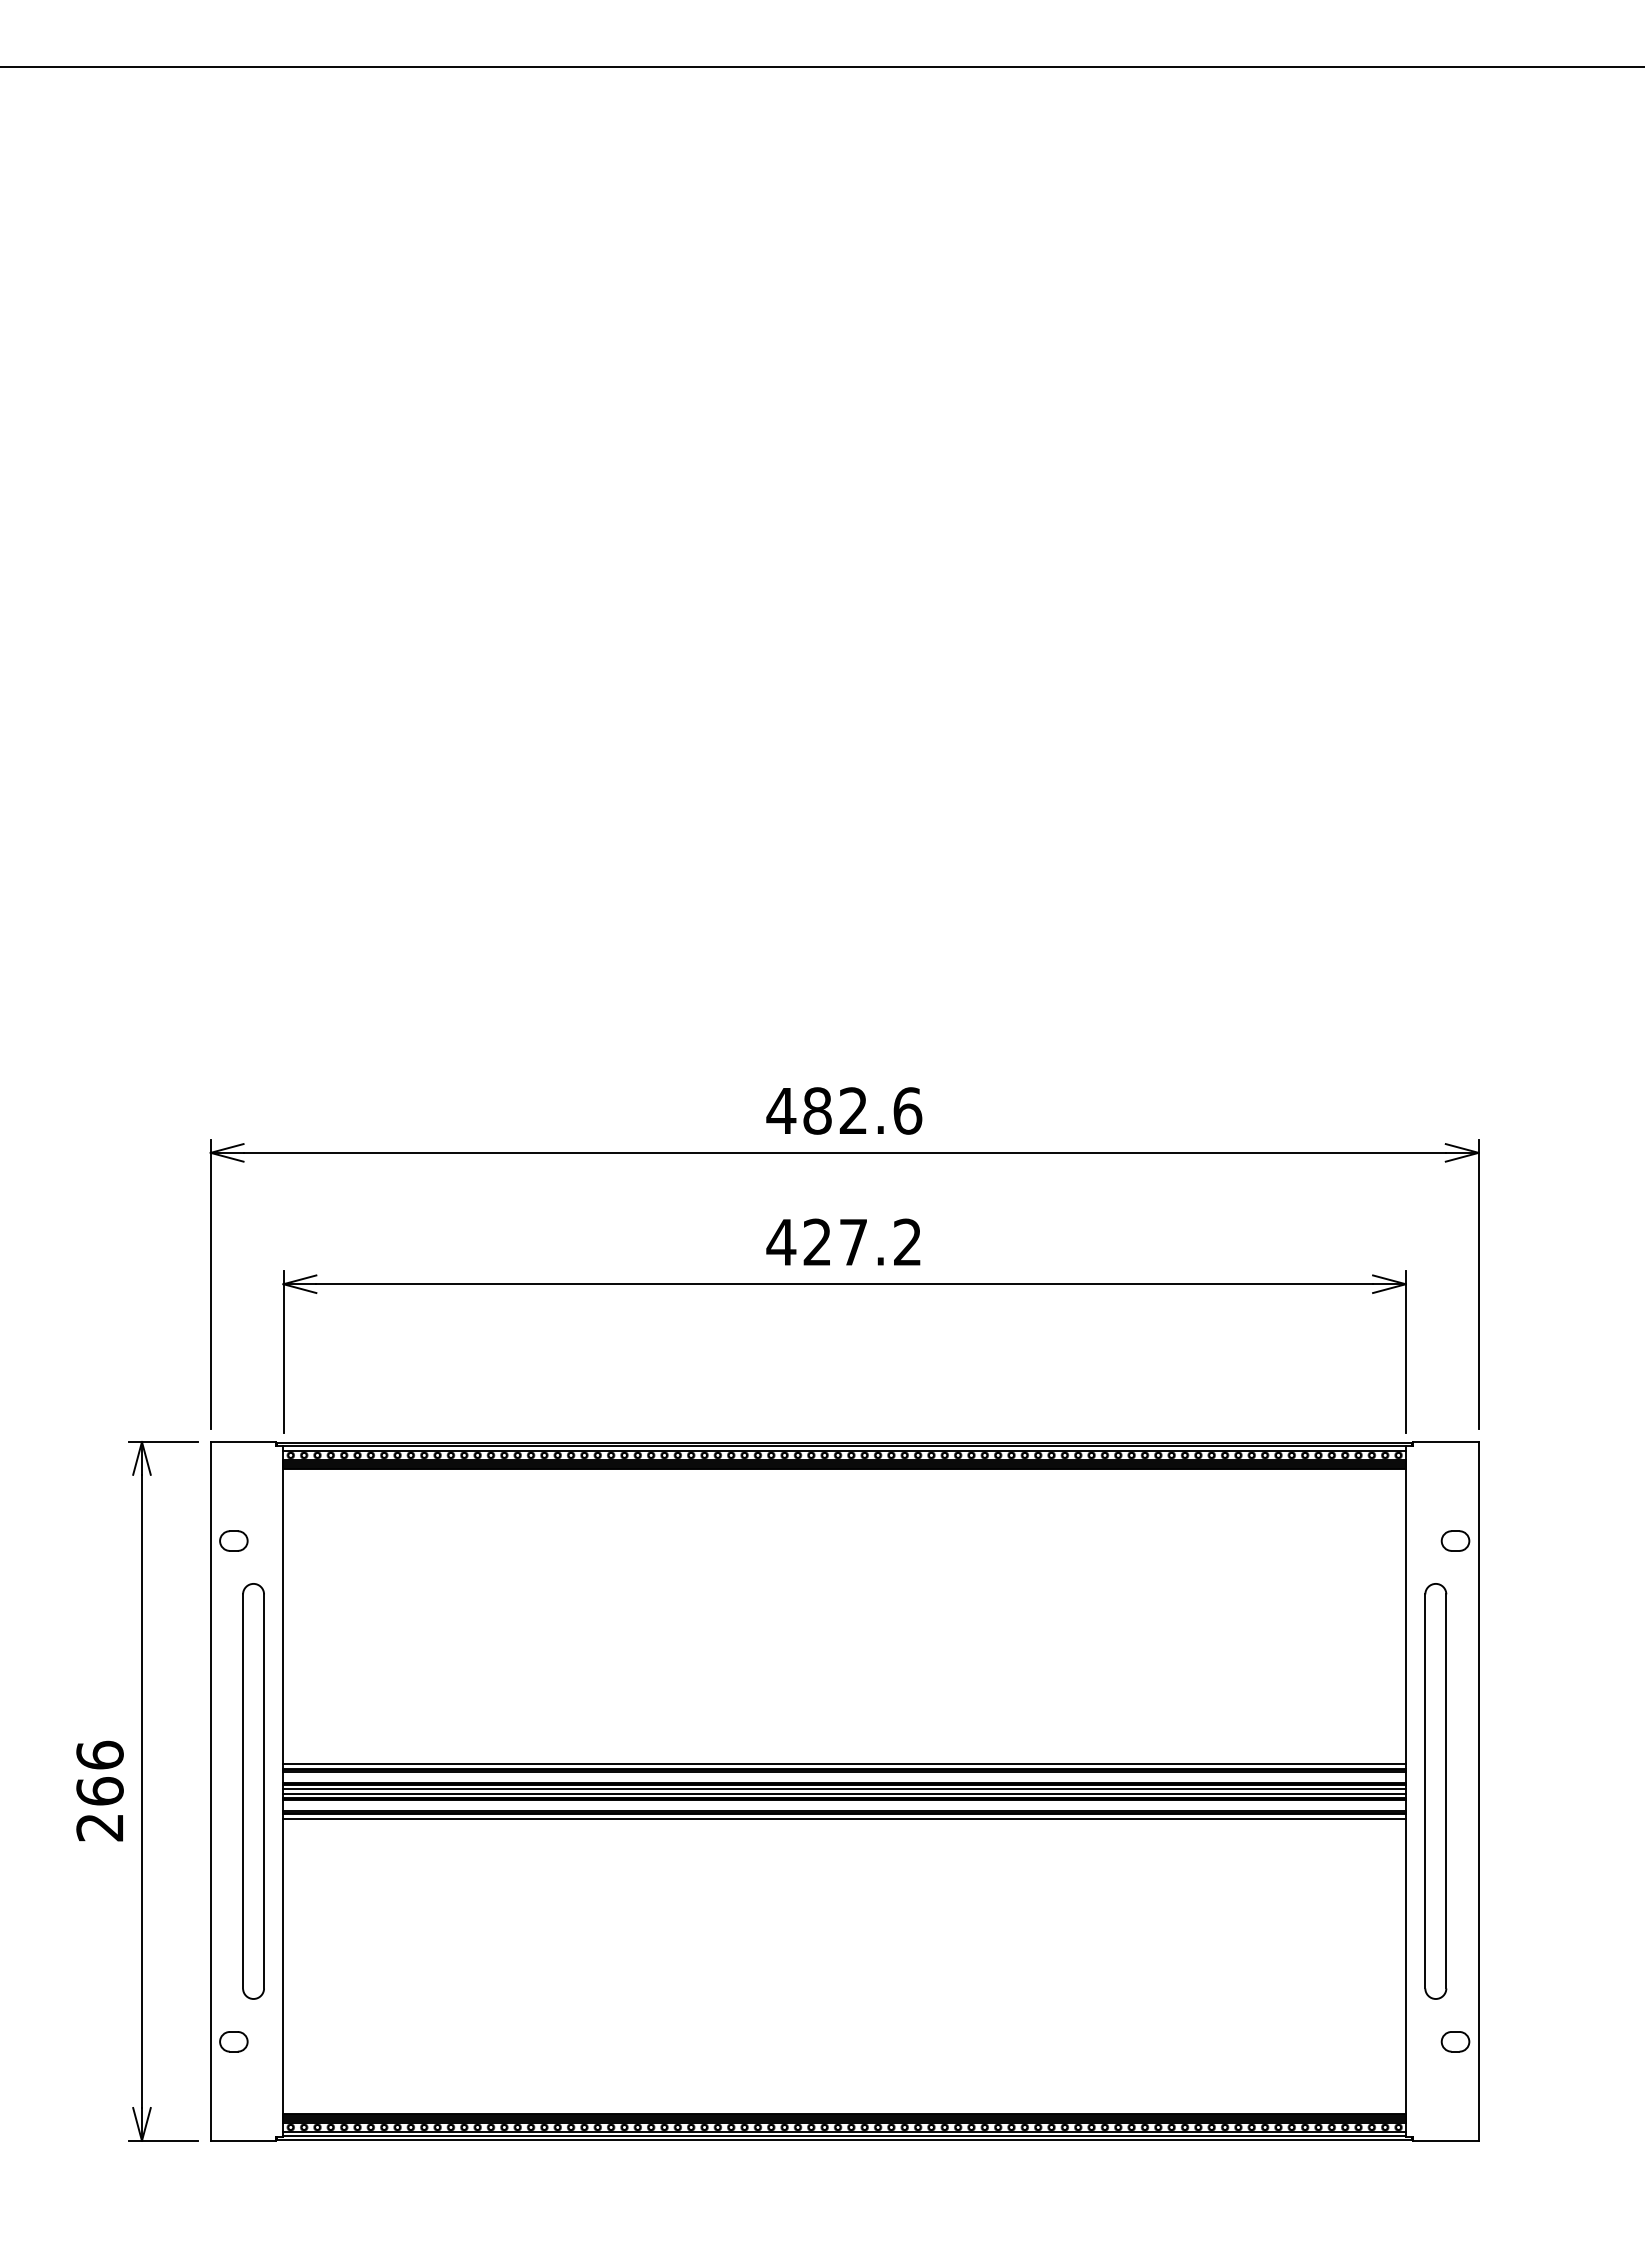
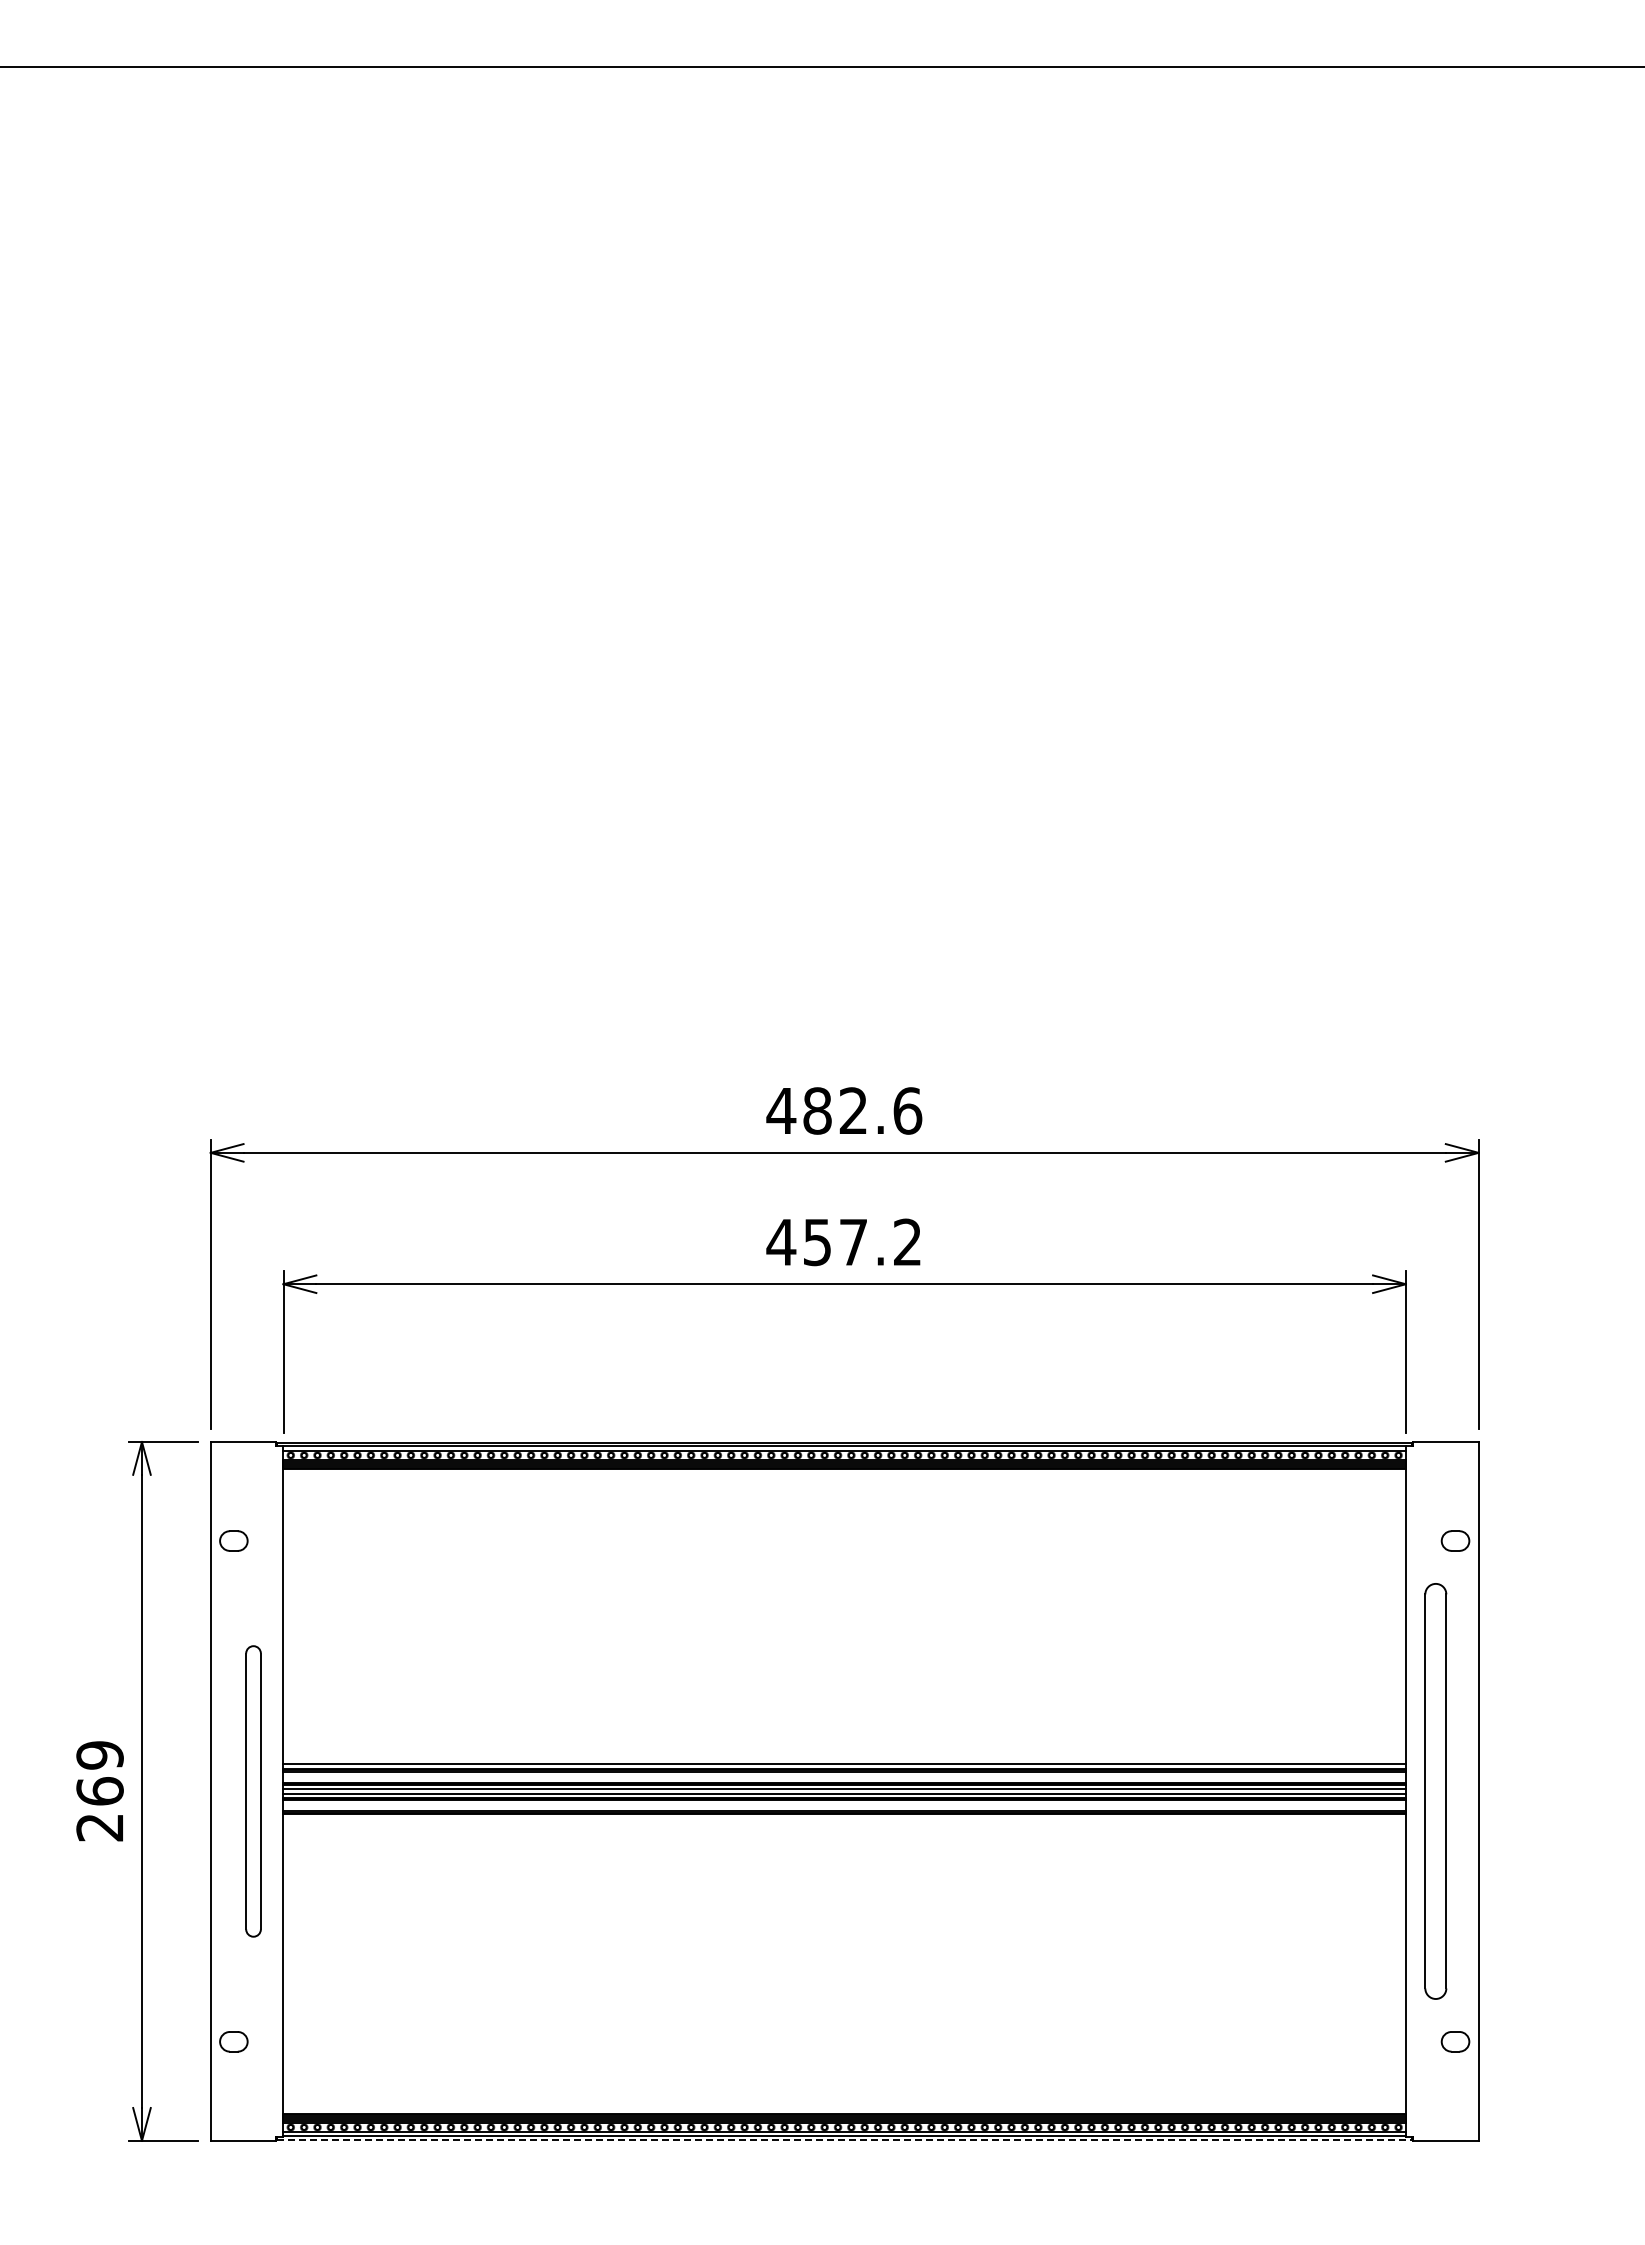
text: 427.2 -> 457.2 (816, 1242)
text: 266 -> 269 (99, 1754)
part size: 23x417 px -> 17x293 px (253, 1791)
line: present -> none (844, 1819)
line: solid -> dashed (845, 2140)
